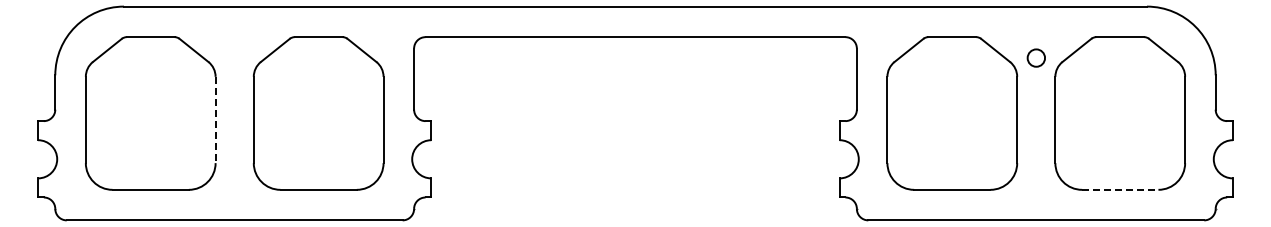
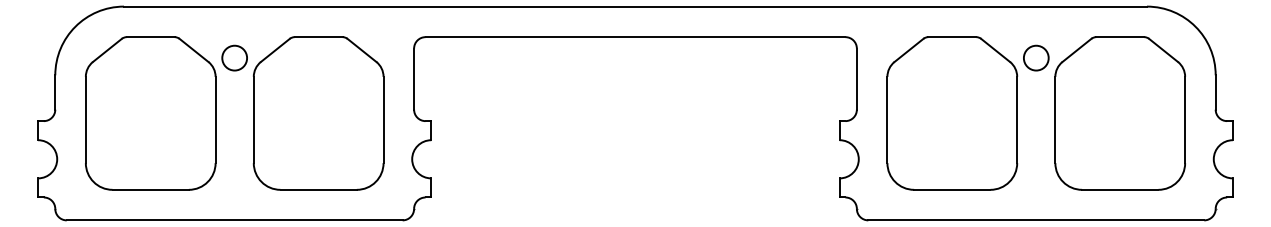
circle: none -> present (234, 57)
circle size: 20x20 px -> 27x28 px (1036, 57)
line: dashed -> solid (215, 120)
line: dashed -> solid (1120, 189)
